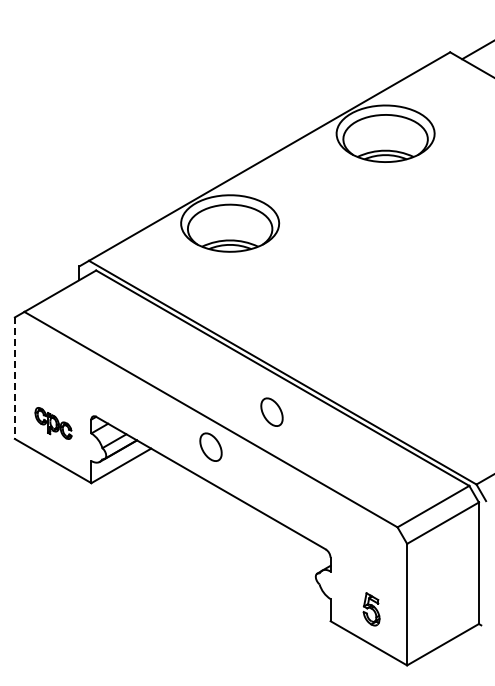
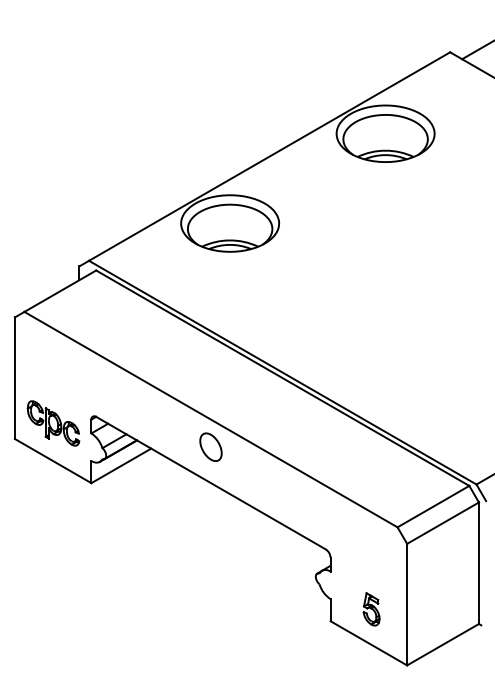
line: dashed -> solid (14, 378)
part: present -> none (271, 411)
part size: 39x33 px -> 55x47 px (53, 423)
